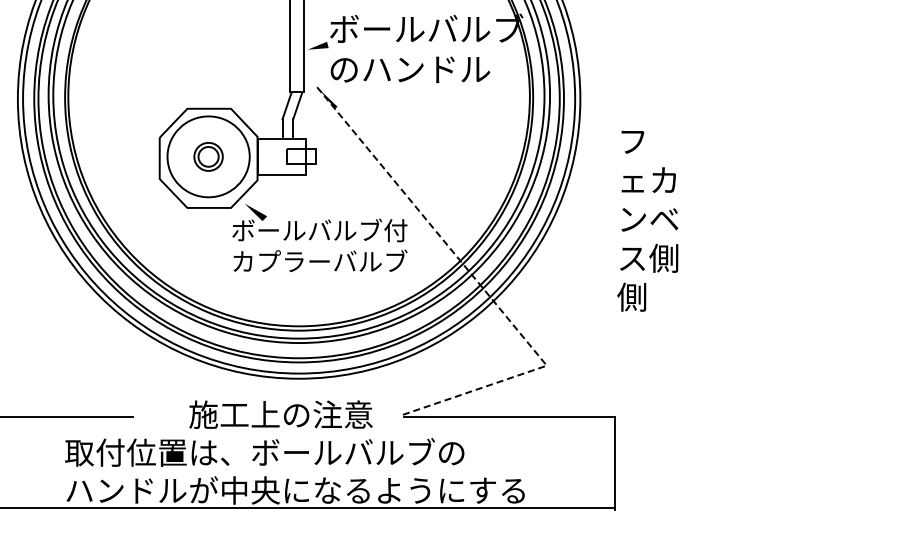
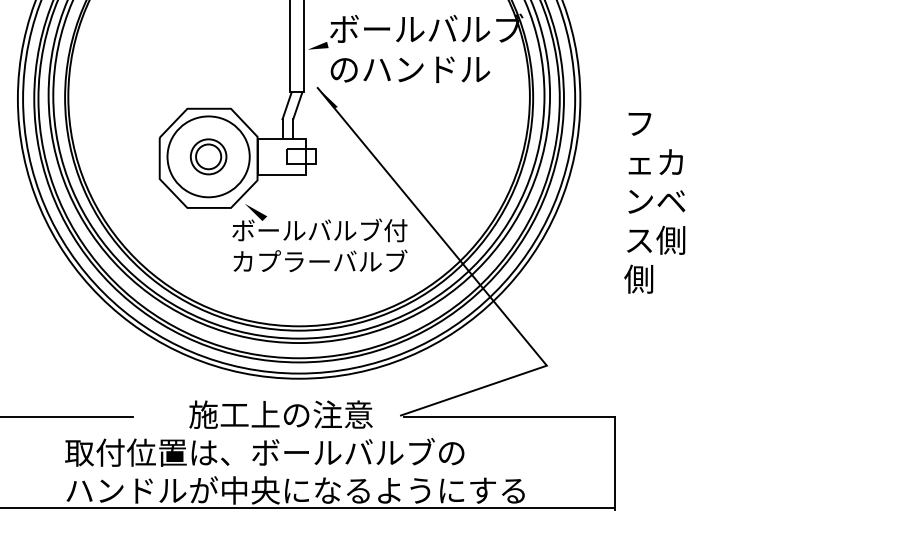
part size: 31x30 px -> 39x38 px (208, 156)
text position: (647, 220) -> (654, 202) (654, 202)
line: dashed -> solid (481, 287)
